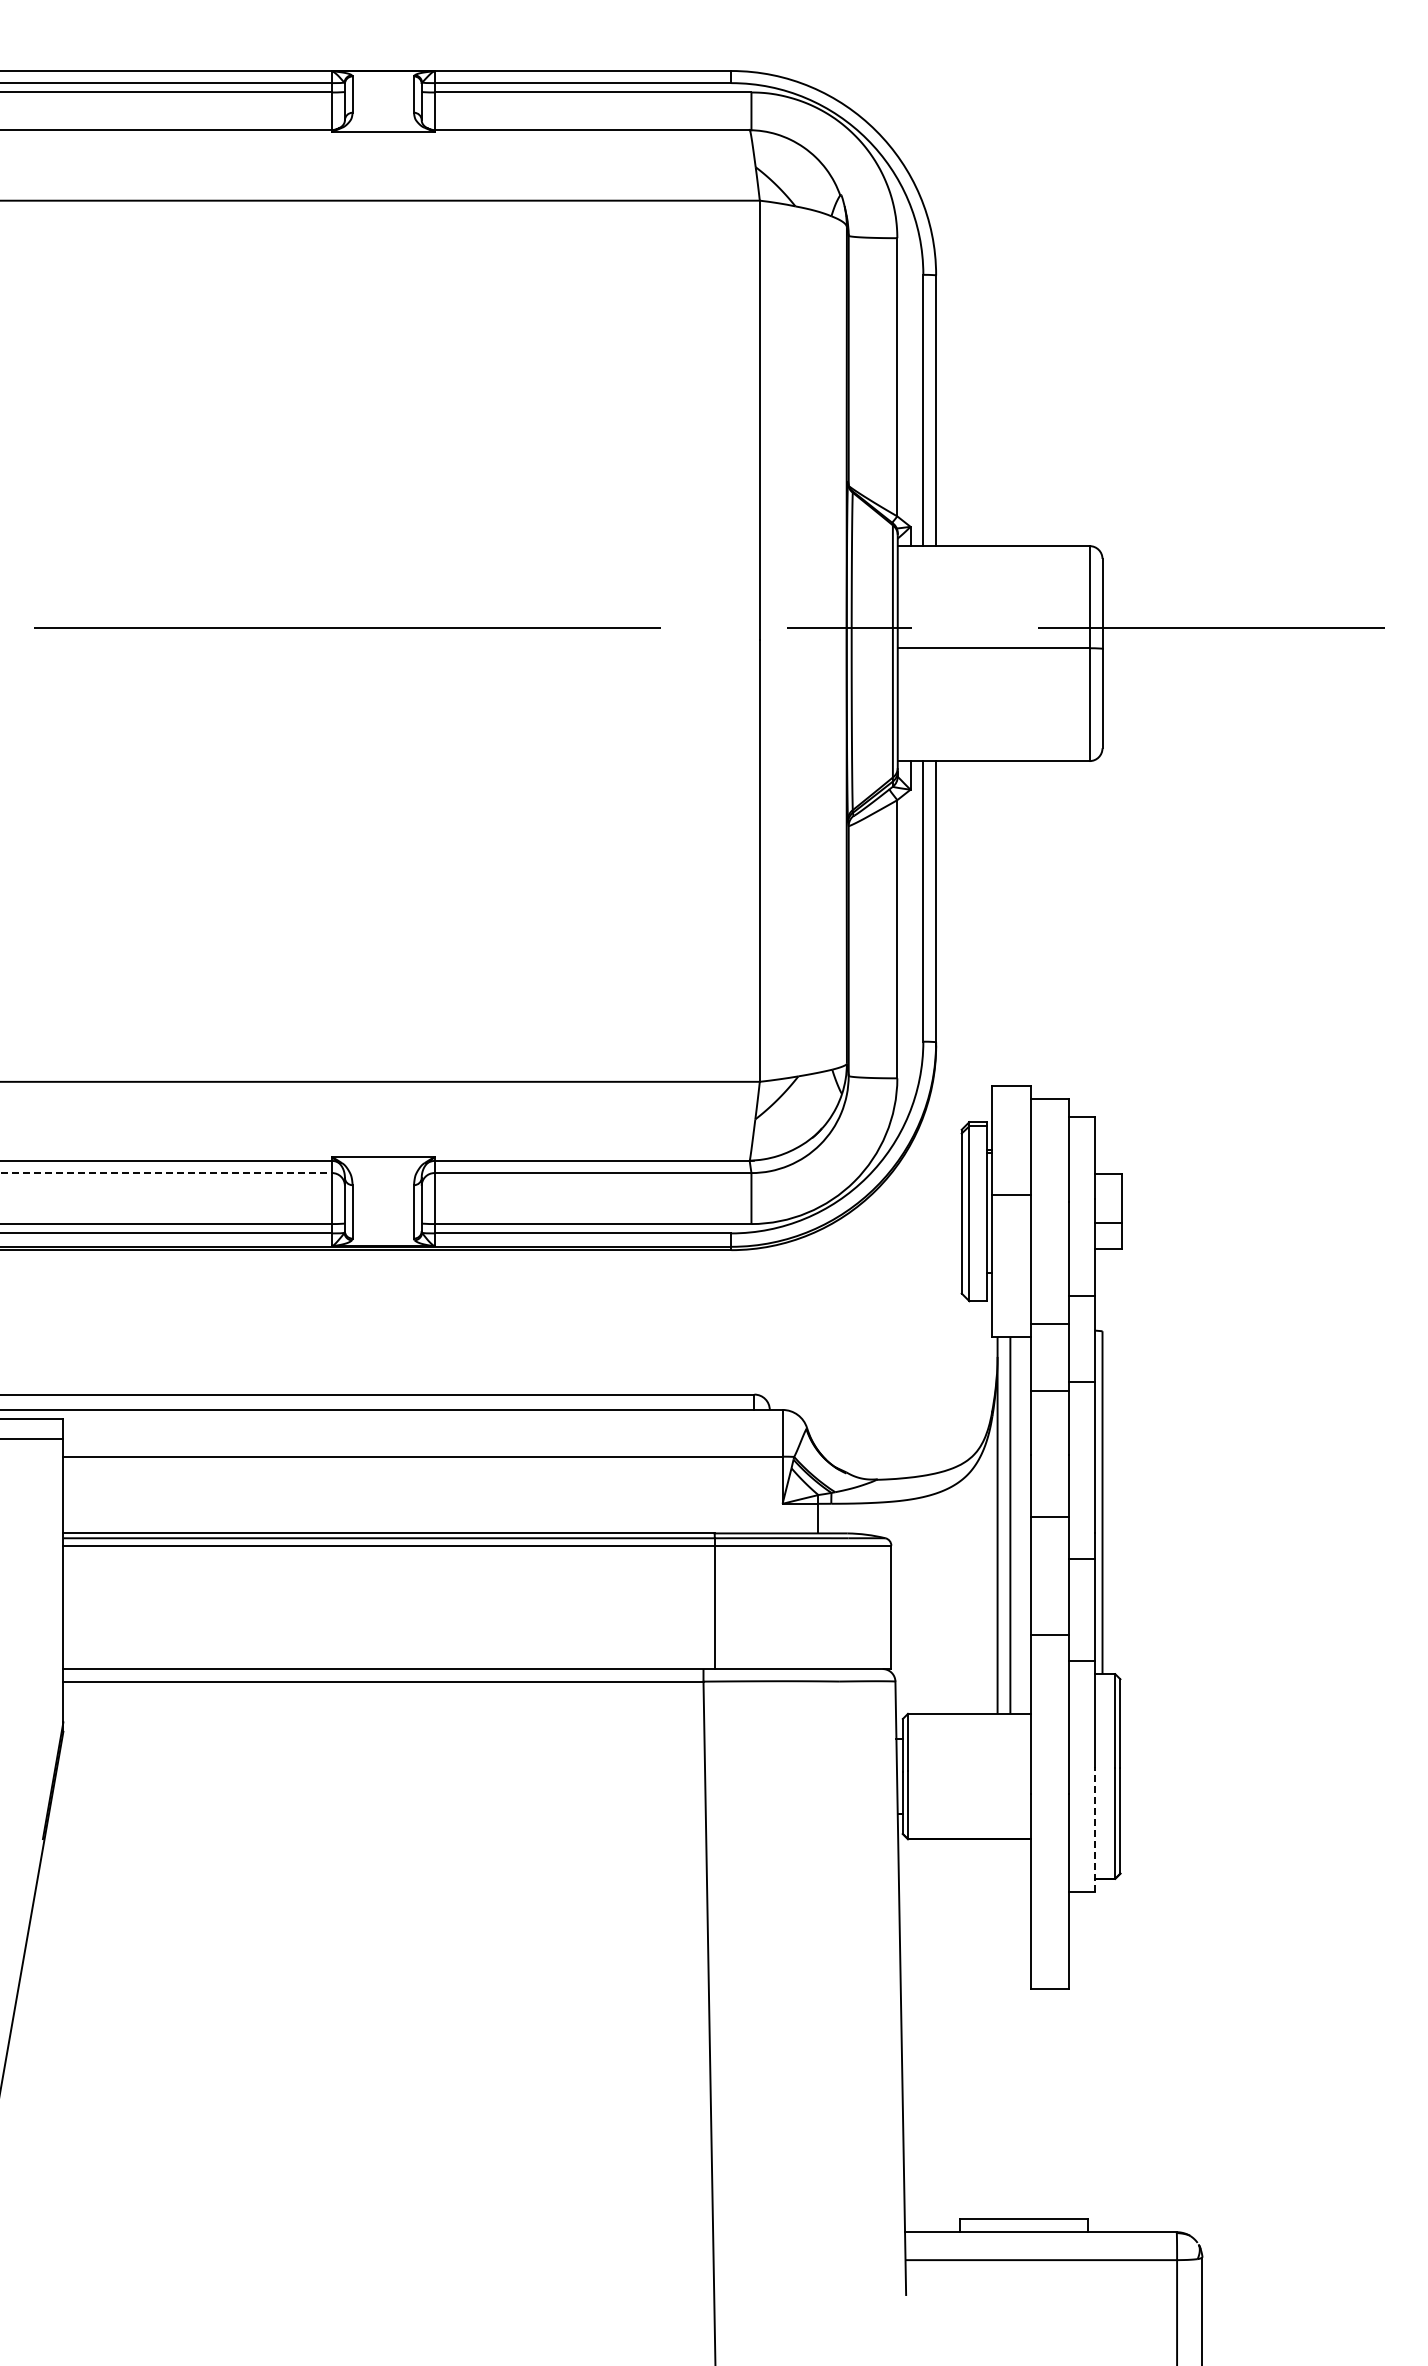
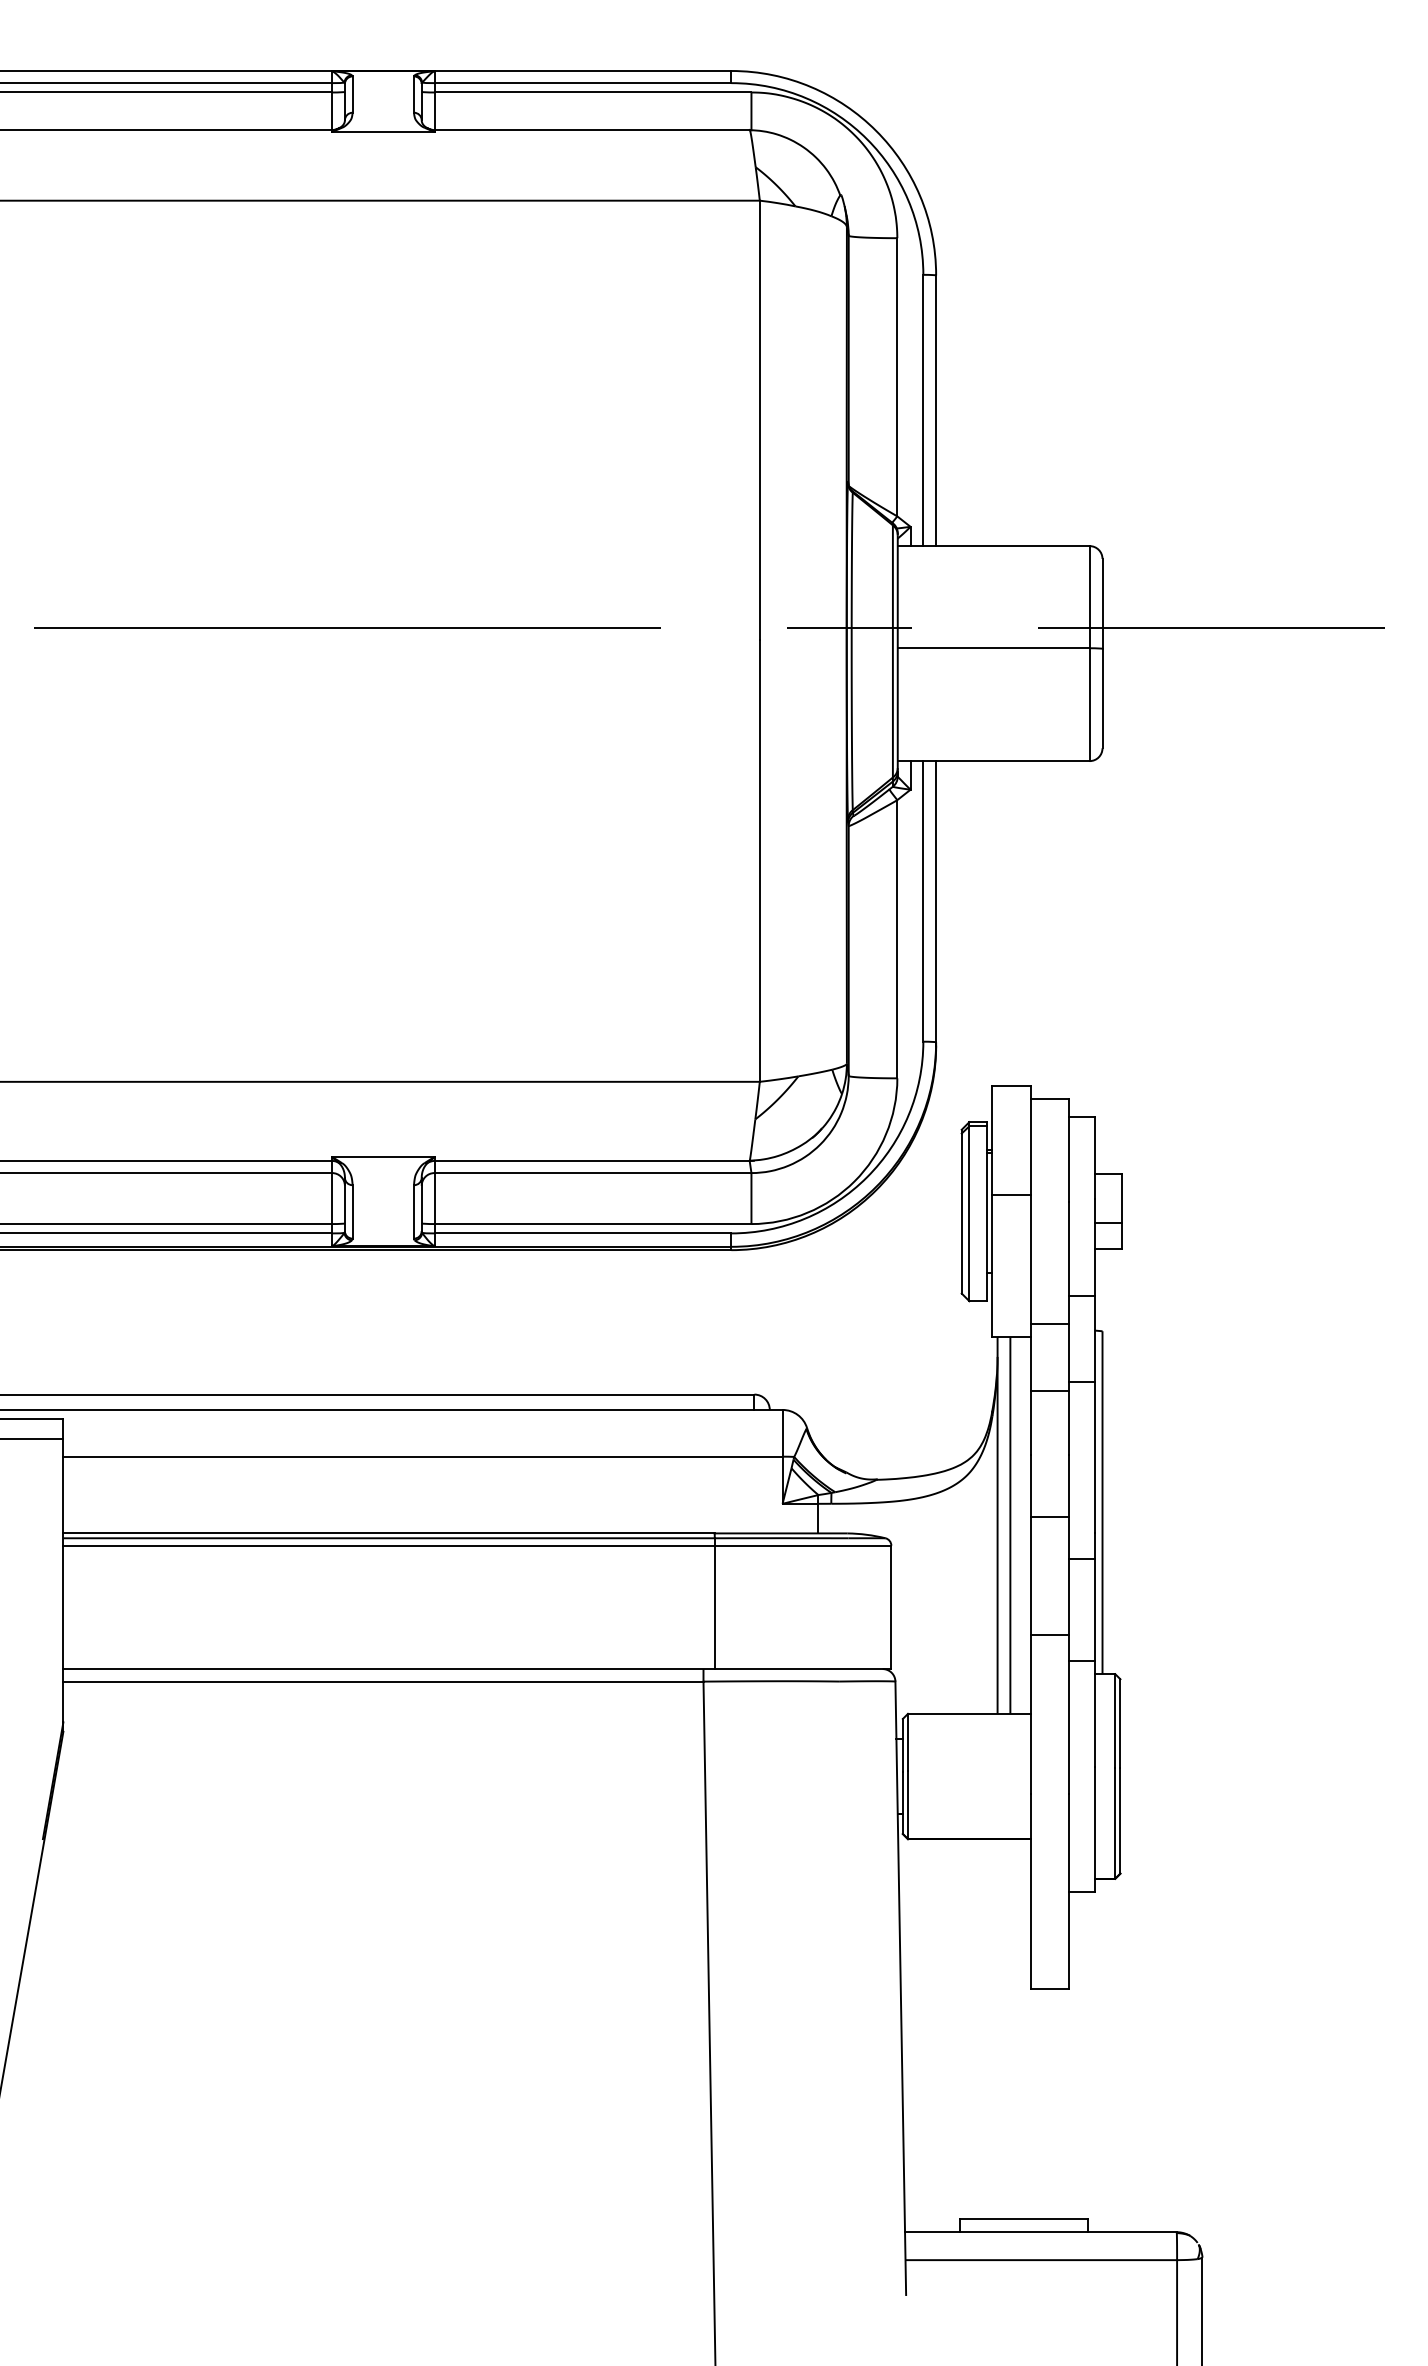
line: dashed -> solid (166, 1173)
line: dashed -> solid (1094, 1829)
